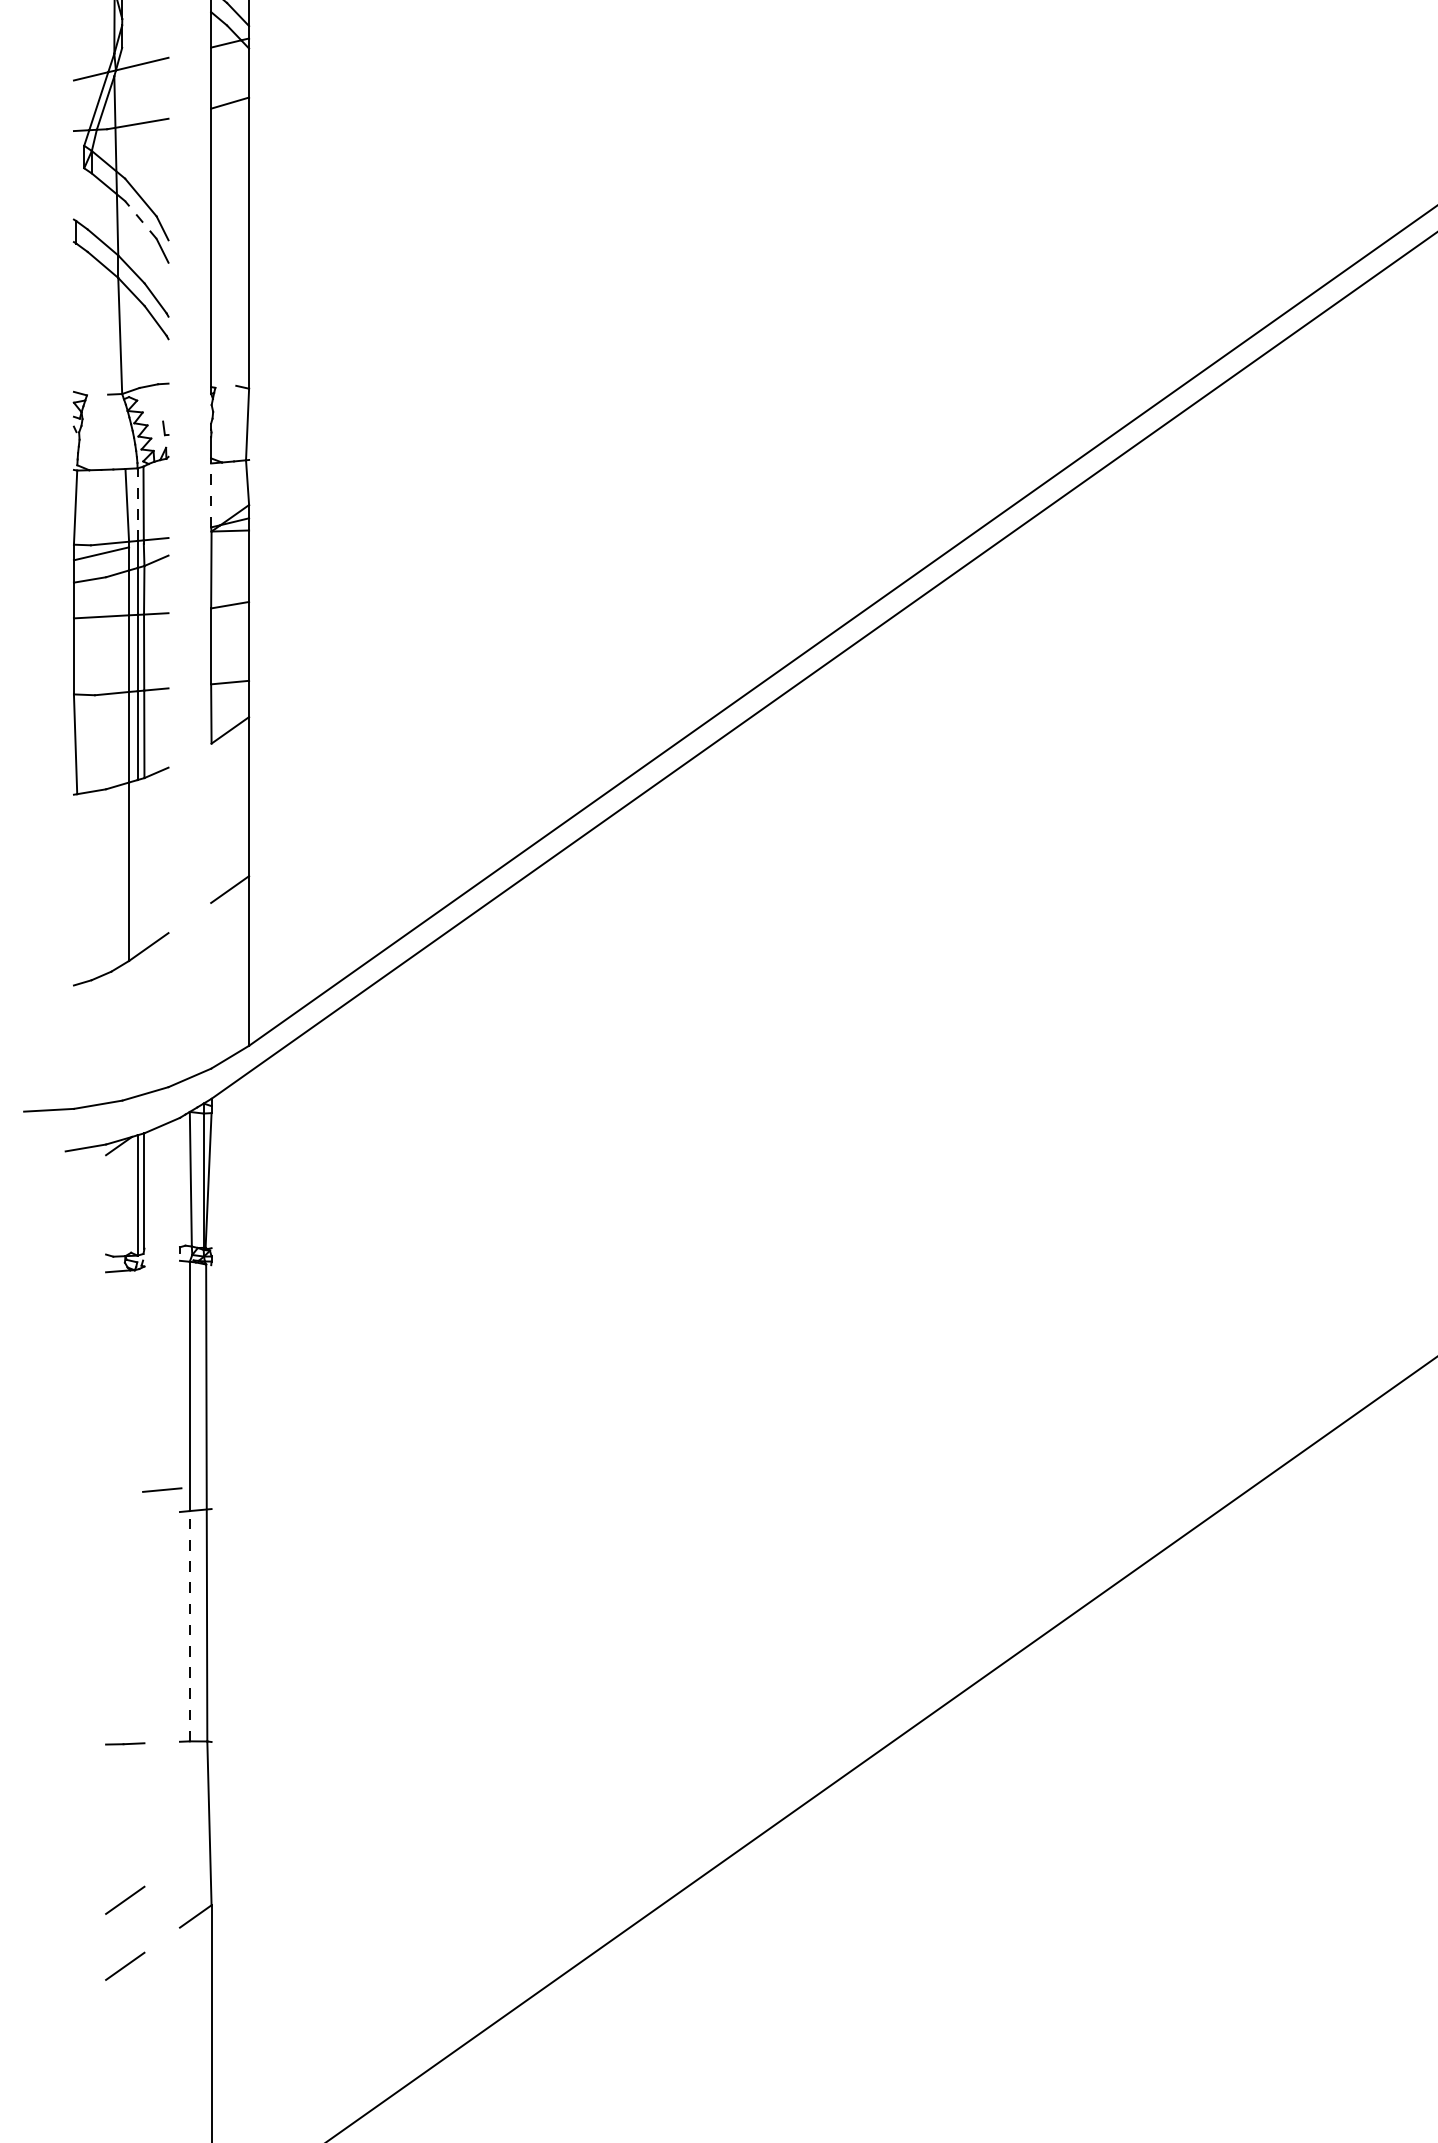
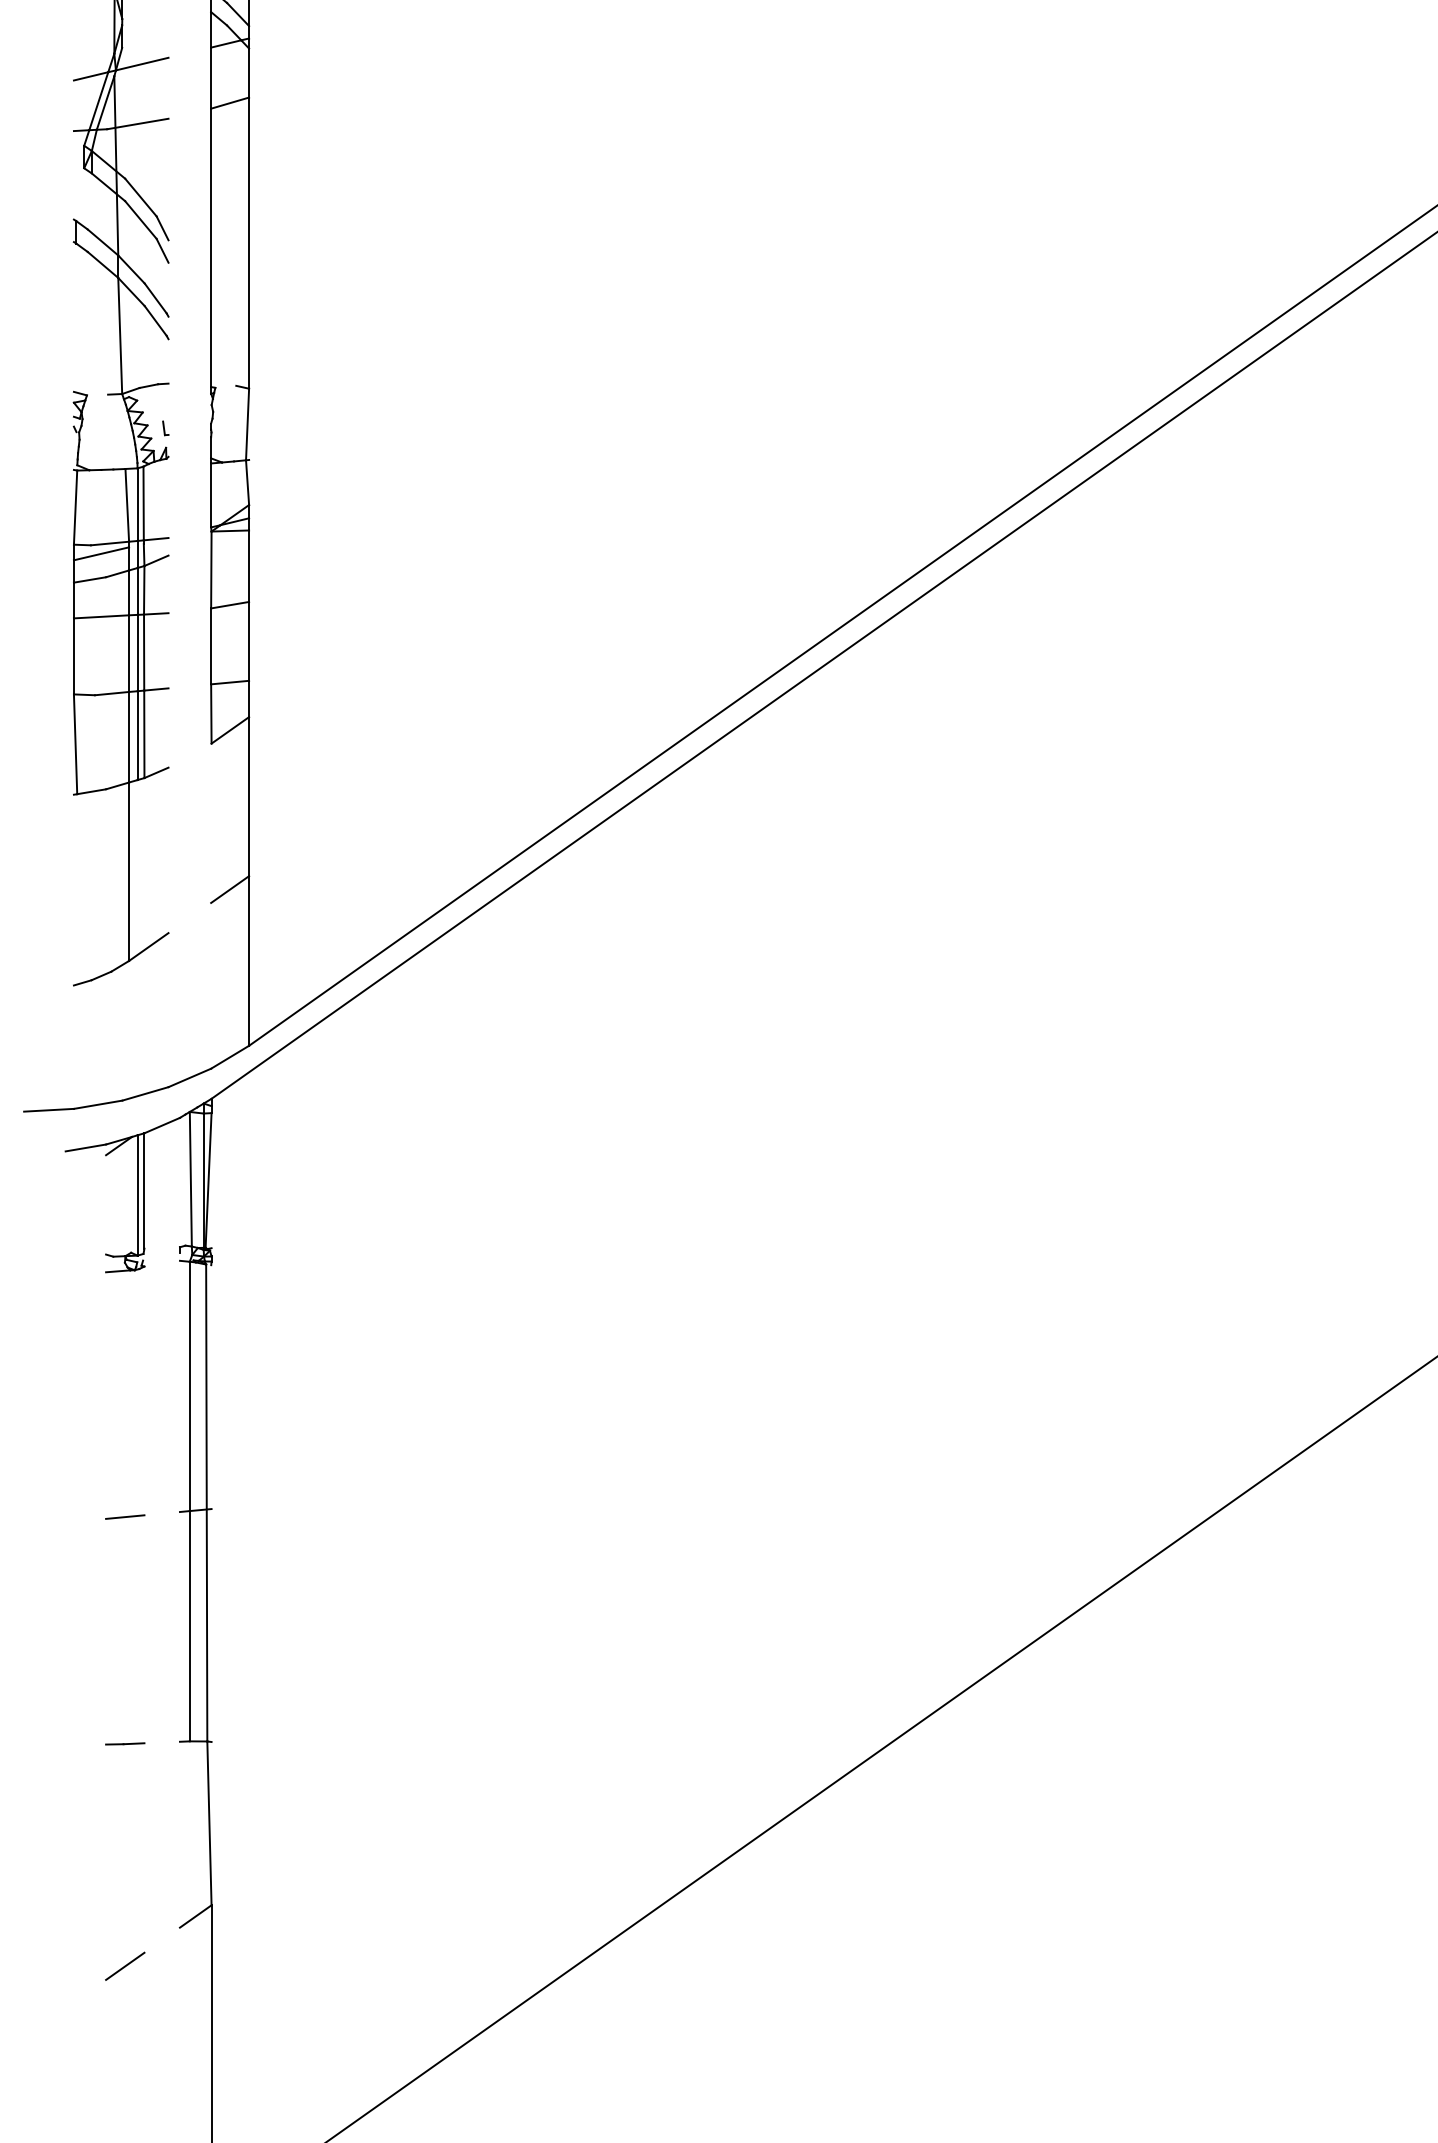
line: dashed -> solid (140, 220)
line: dashed -> solid (211, 495)
line: dashed -> solid (137, 504)
line position: (162, 1489) -> (125, 1516) (125, 1516)
line: dashed -> solid (189, 1625)
line: present -> none (125, 1899)
